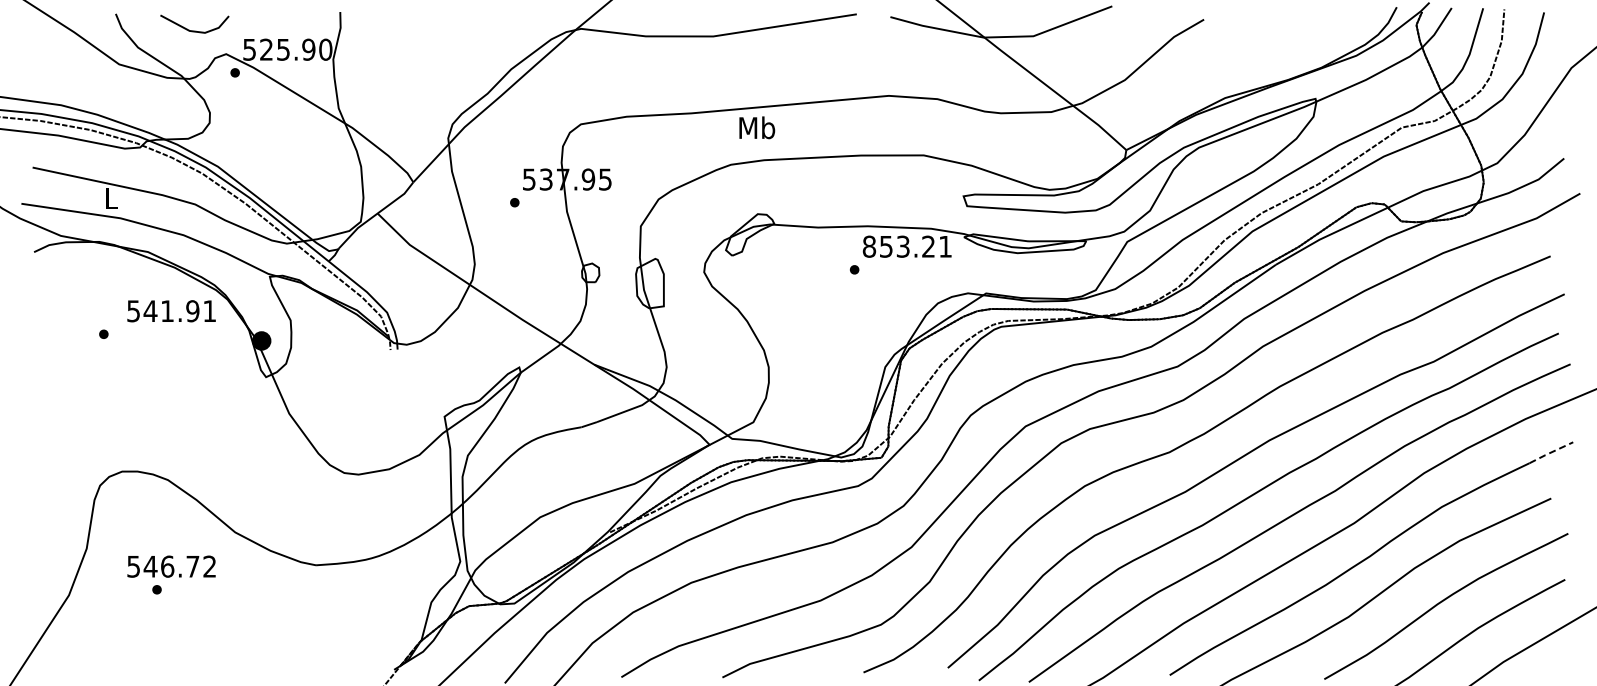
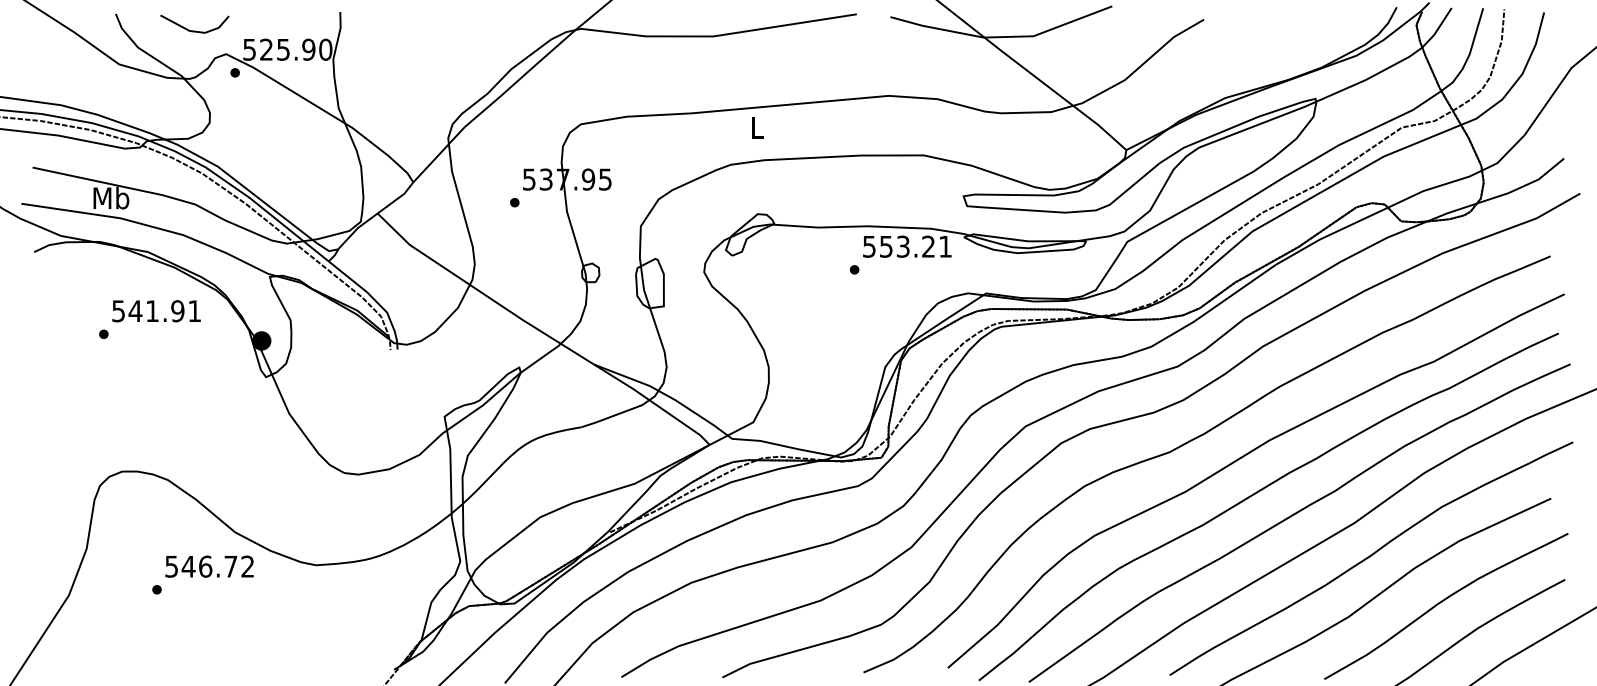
text: Mb -> L (757, 127)
text: L -> Mb (111, 197)
text: 853.21 -> 553.21 (869, 246)
text position: (171, 311) -> (156, 311) (156, 311)
line: dashed -> solid (1550, 452)
text position: (171, 566) -> (209, 566) (209, 566)
